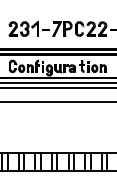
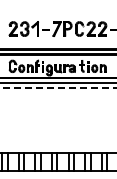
line: solid -> dashed (59, 87)
line: present -> none (57, 101)
